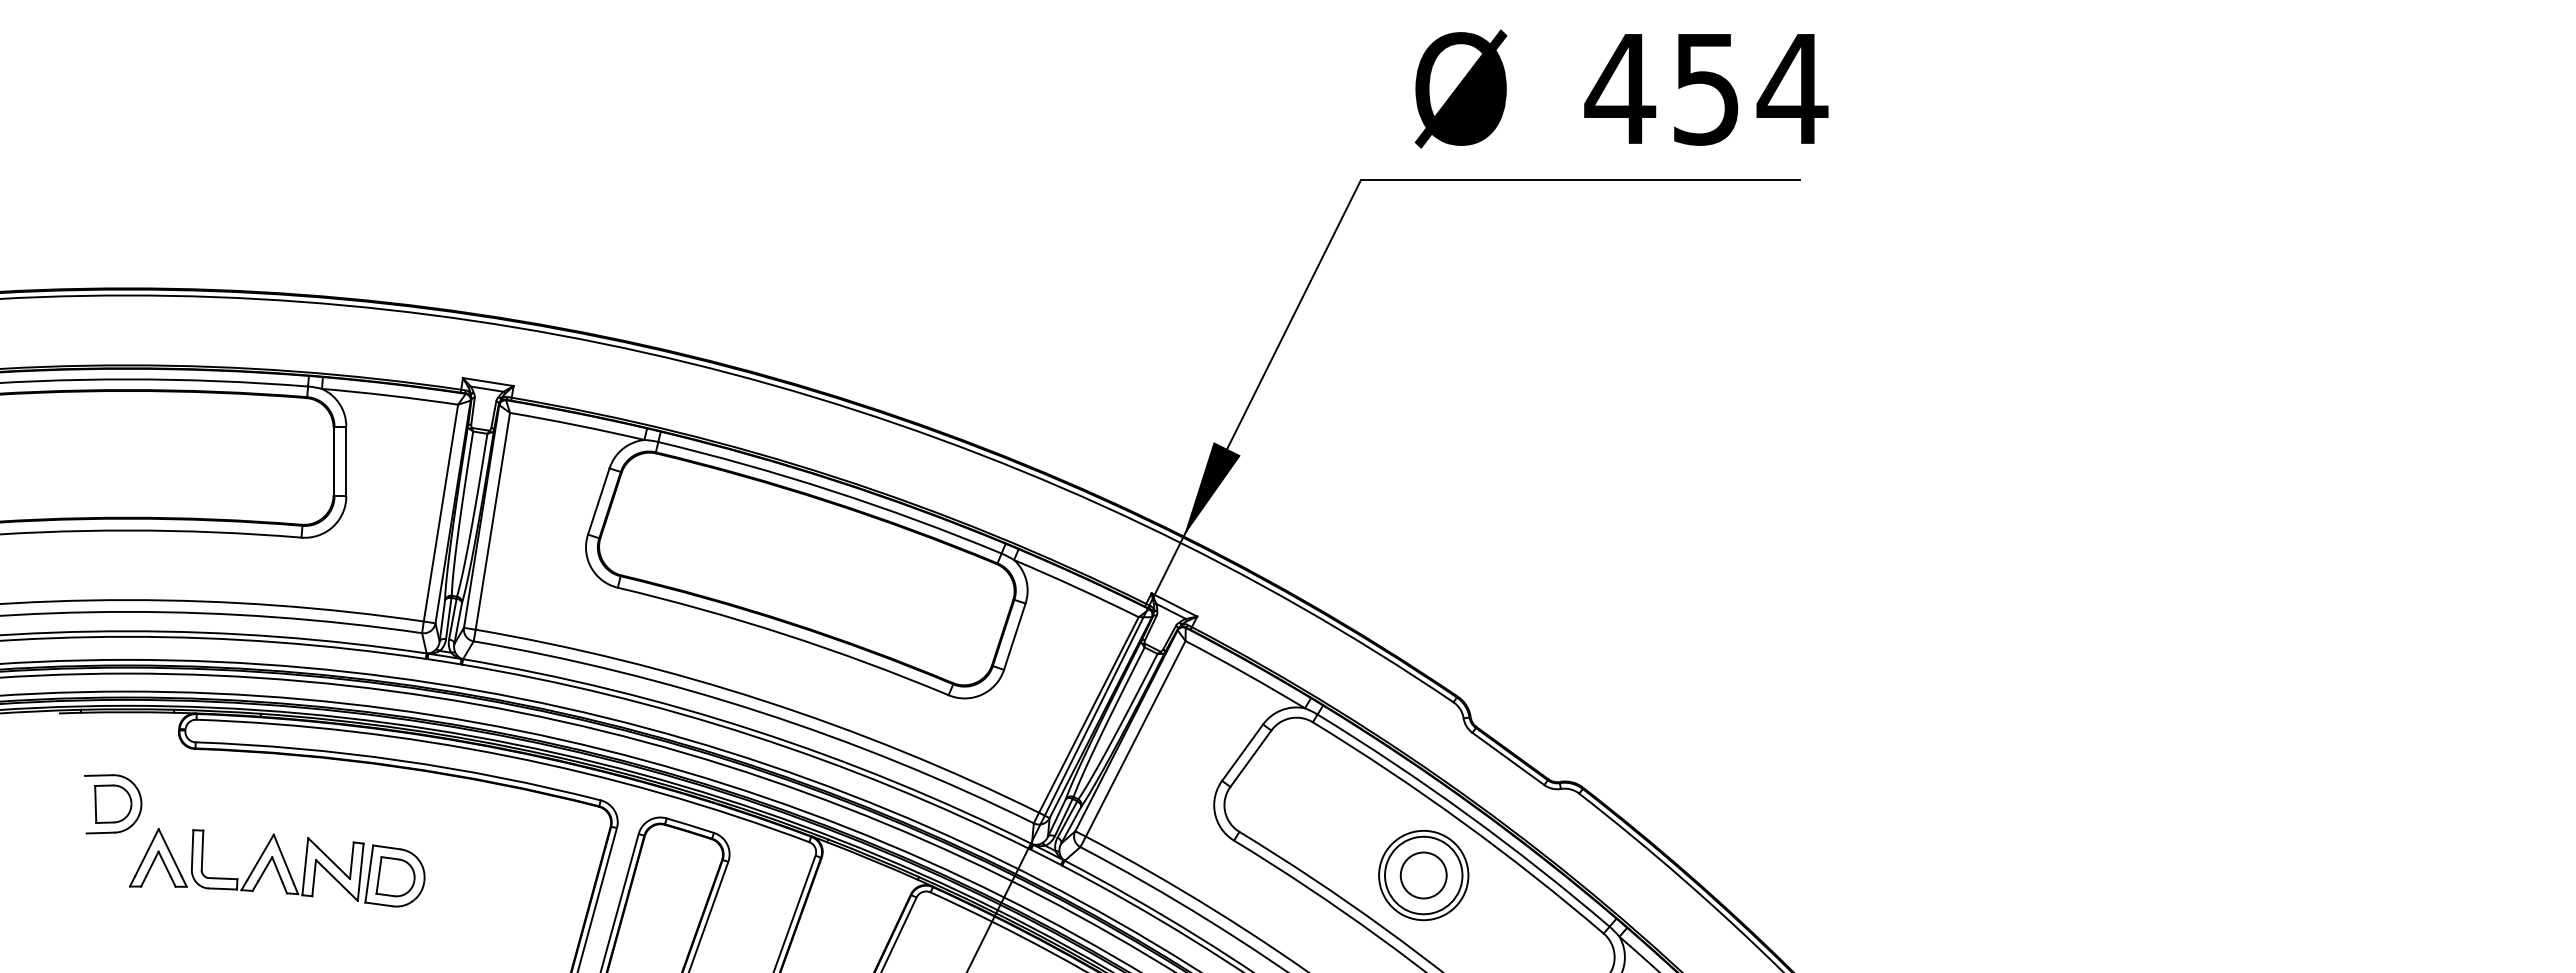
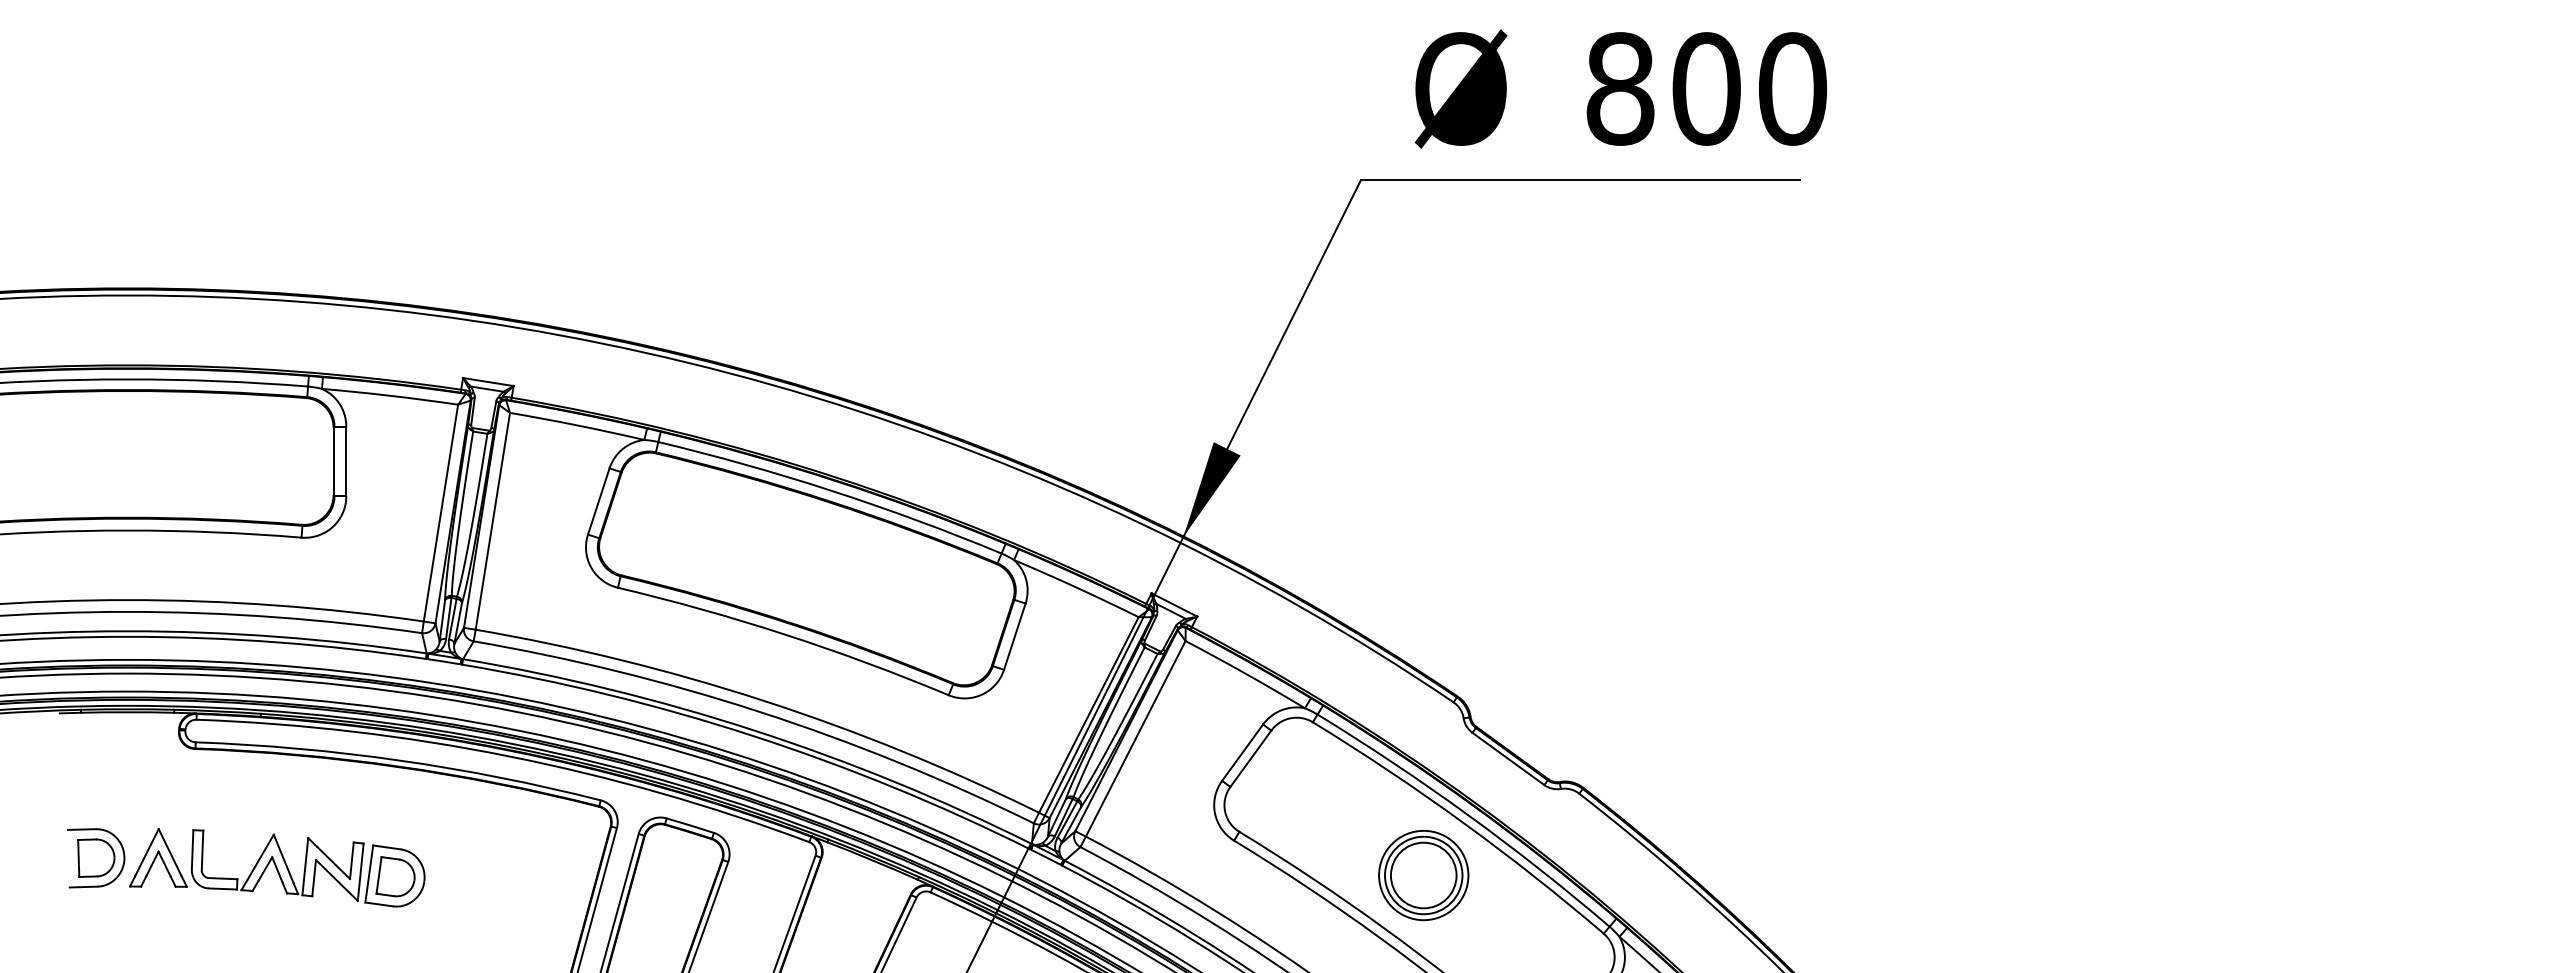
text: 454 -> 800 (1706, 88)
part position: (113, 804) -> (96, 858) (96, 858)
circle diameter: 46 px -> 66 px (1423, 875)
